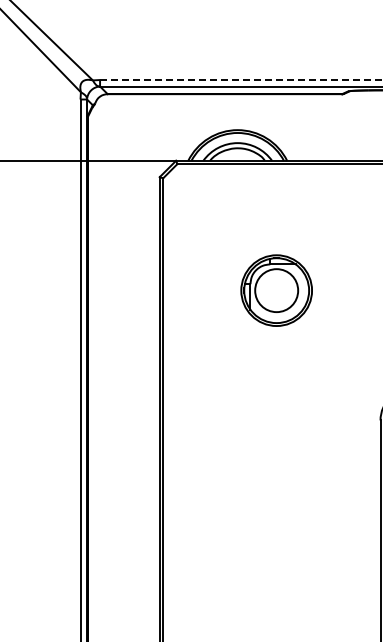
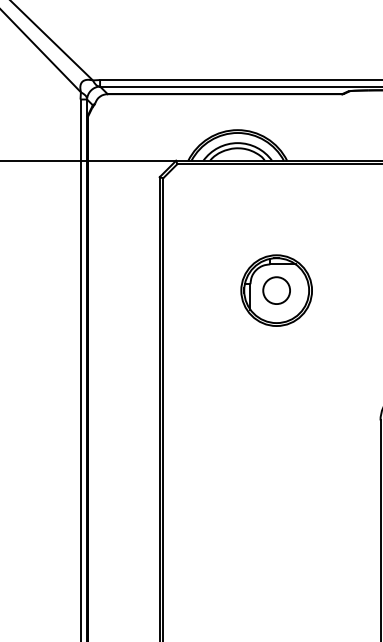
line: dashed -> solid (242, 80)
circle diameter: 43 px -> 27 px (276, 290)
